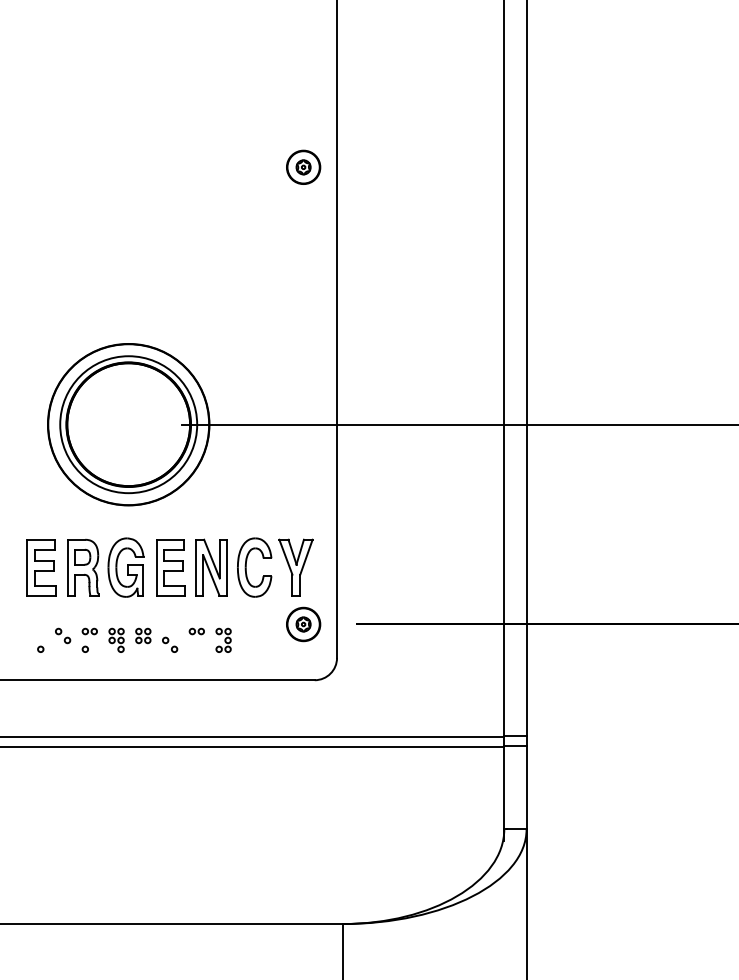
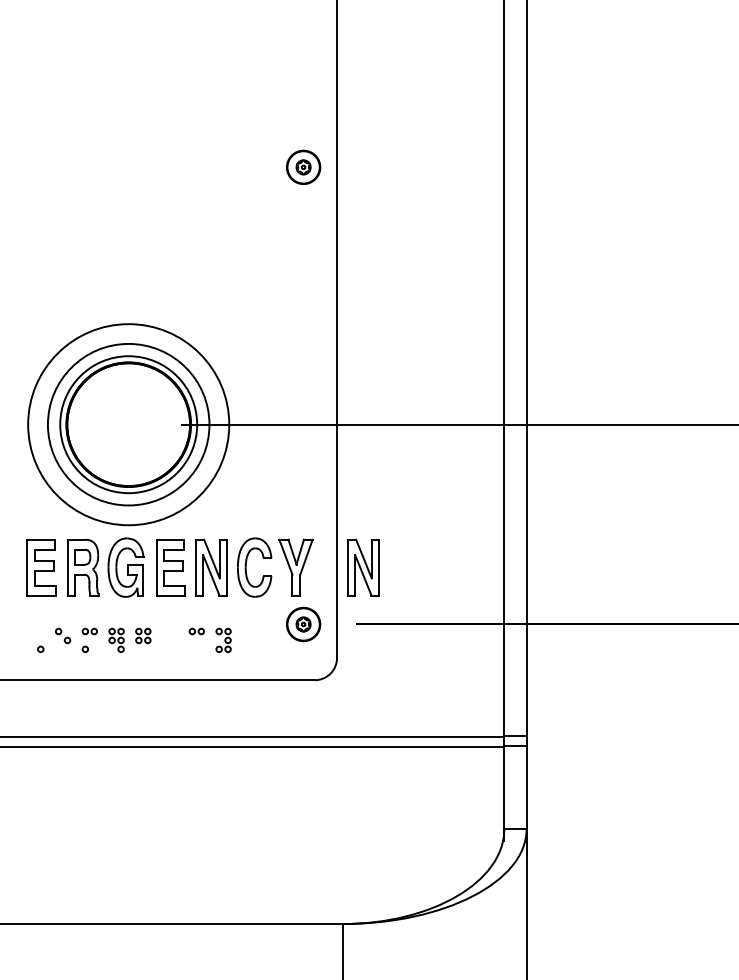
circle diameter: 161 px -> 201 px (128, 424)
part: none -> present (363, 567)
part: present -> none (170, 644)
